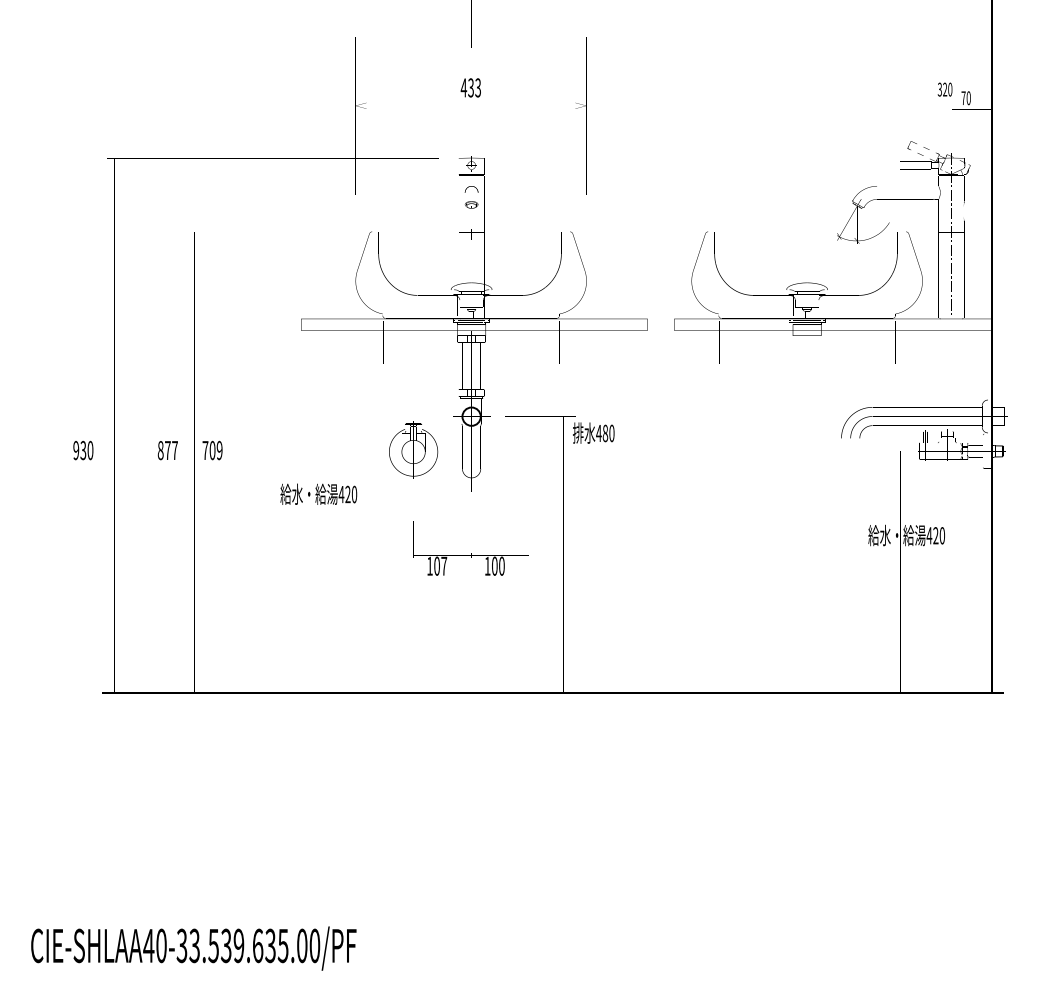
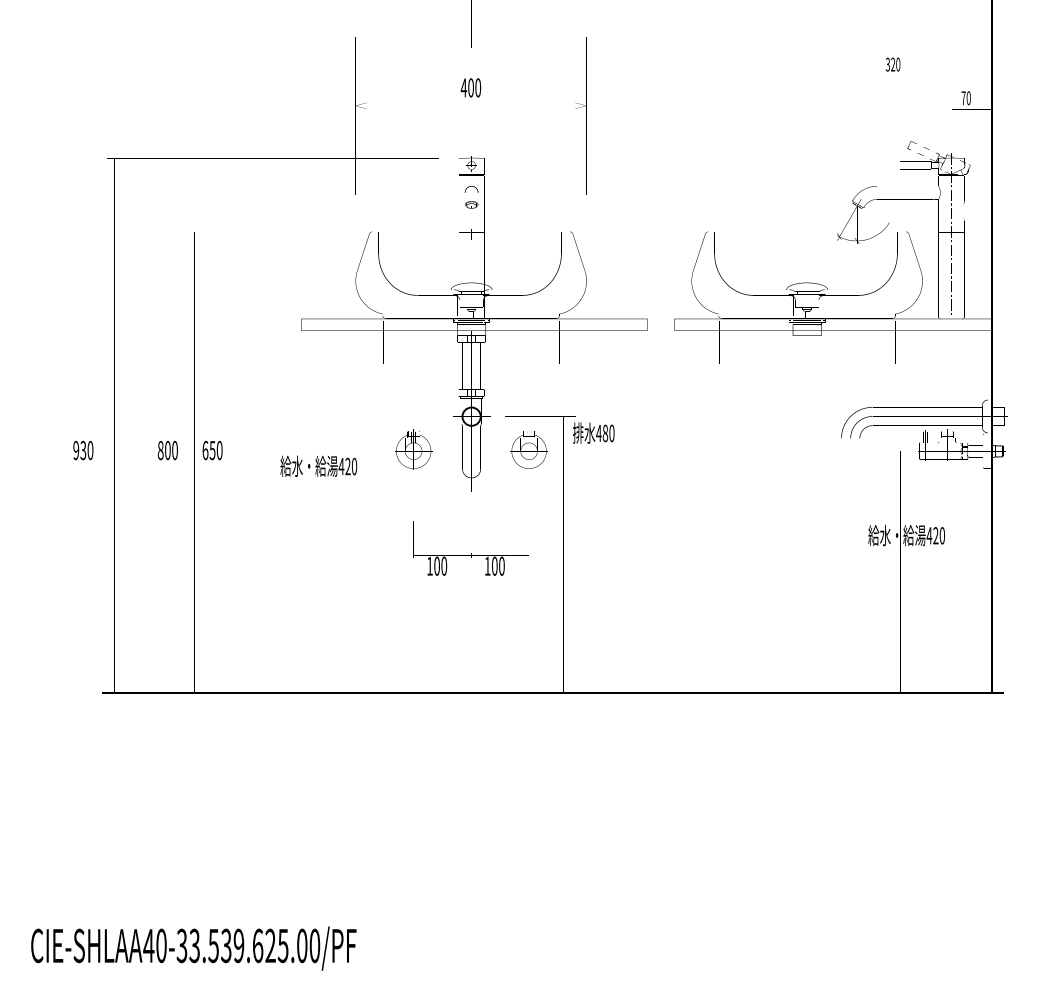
text: 433 -> 400 (474, 87)
text position: (944, 89) -> (892, 64) (892, 64)
part size: 50x58 px -> 38x41 px (413, 449)
part: none -> present (528, 449)
text: 877 -> 800 (171, 450)
text: 709 -> 650 (212, 450)
text position: (318, 493) -> (318, 465) (318, 465)
text: 107 -> 100 (444, 565)
text: CIE-SHLAA40-33.539.635.00/PF -> CIE-SHLAA40-33.539.625.00/PF (270, 946)
